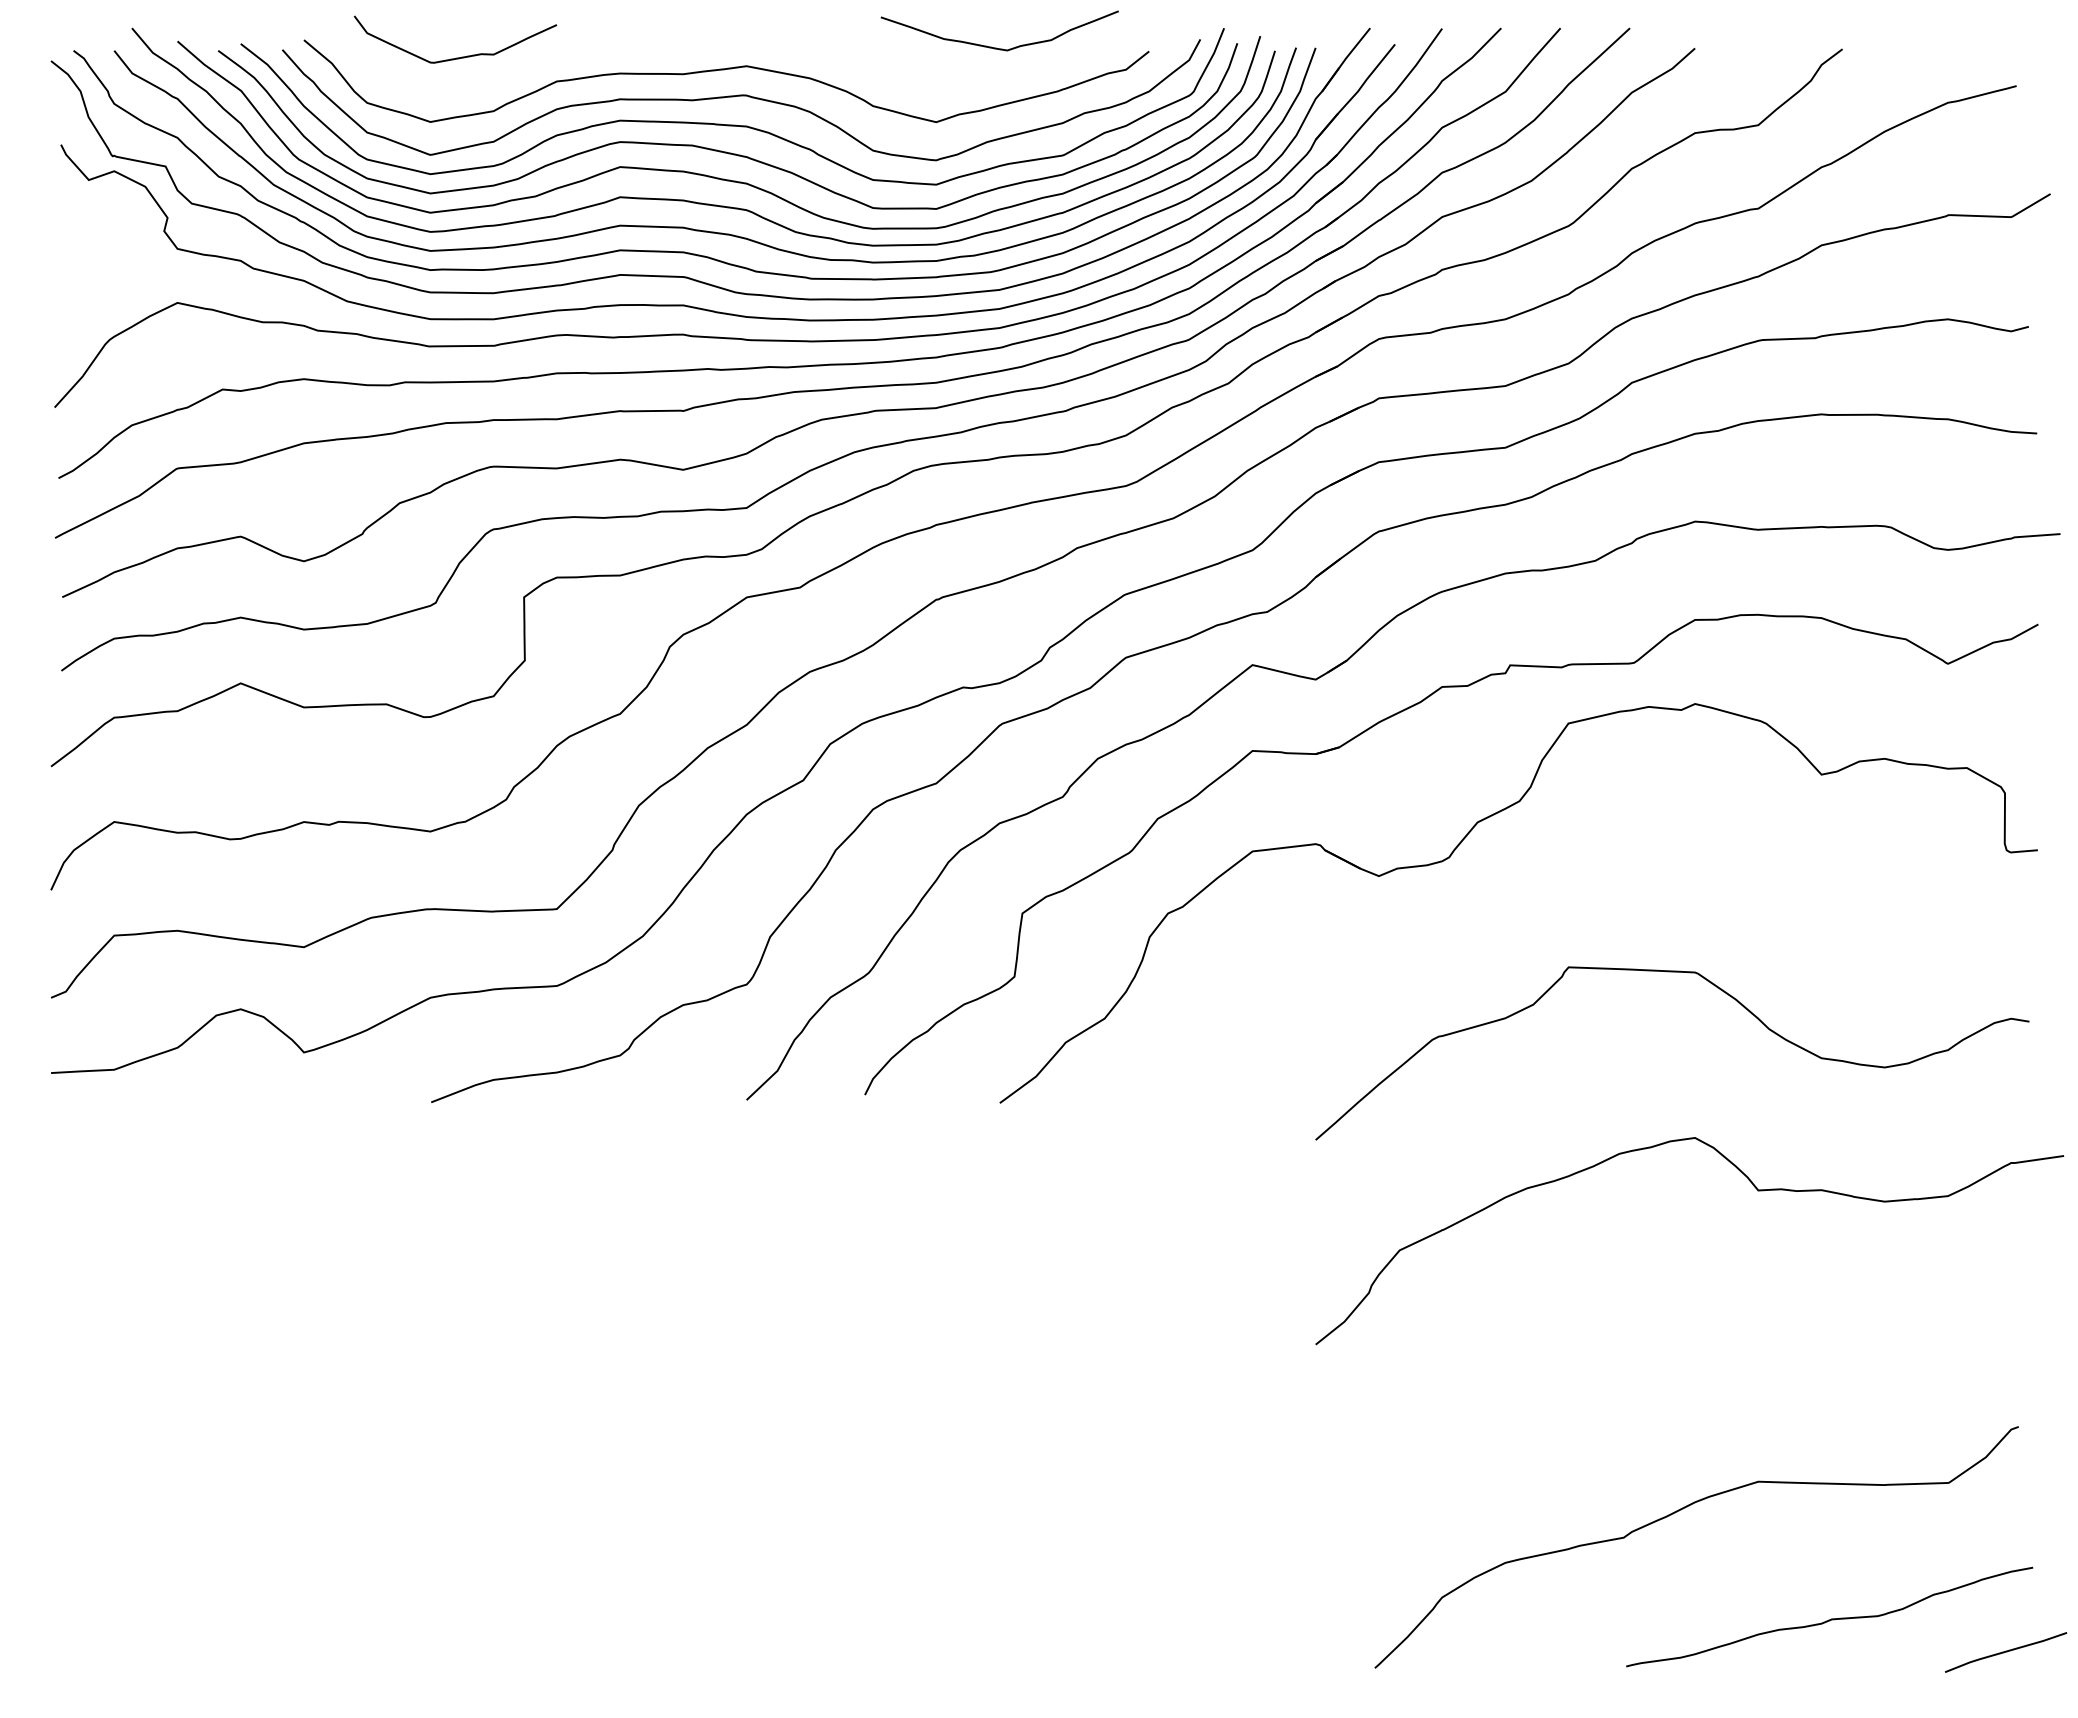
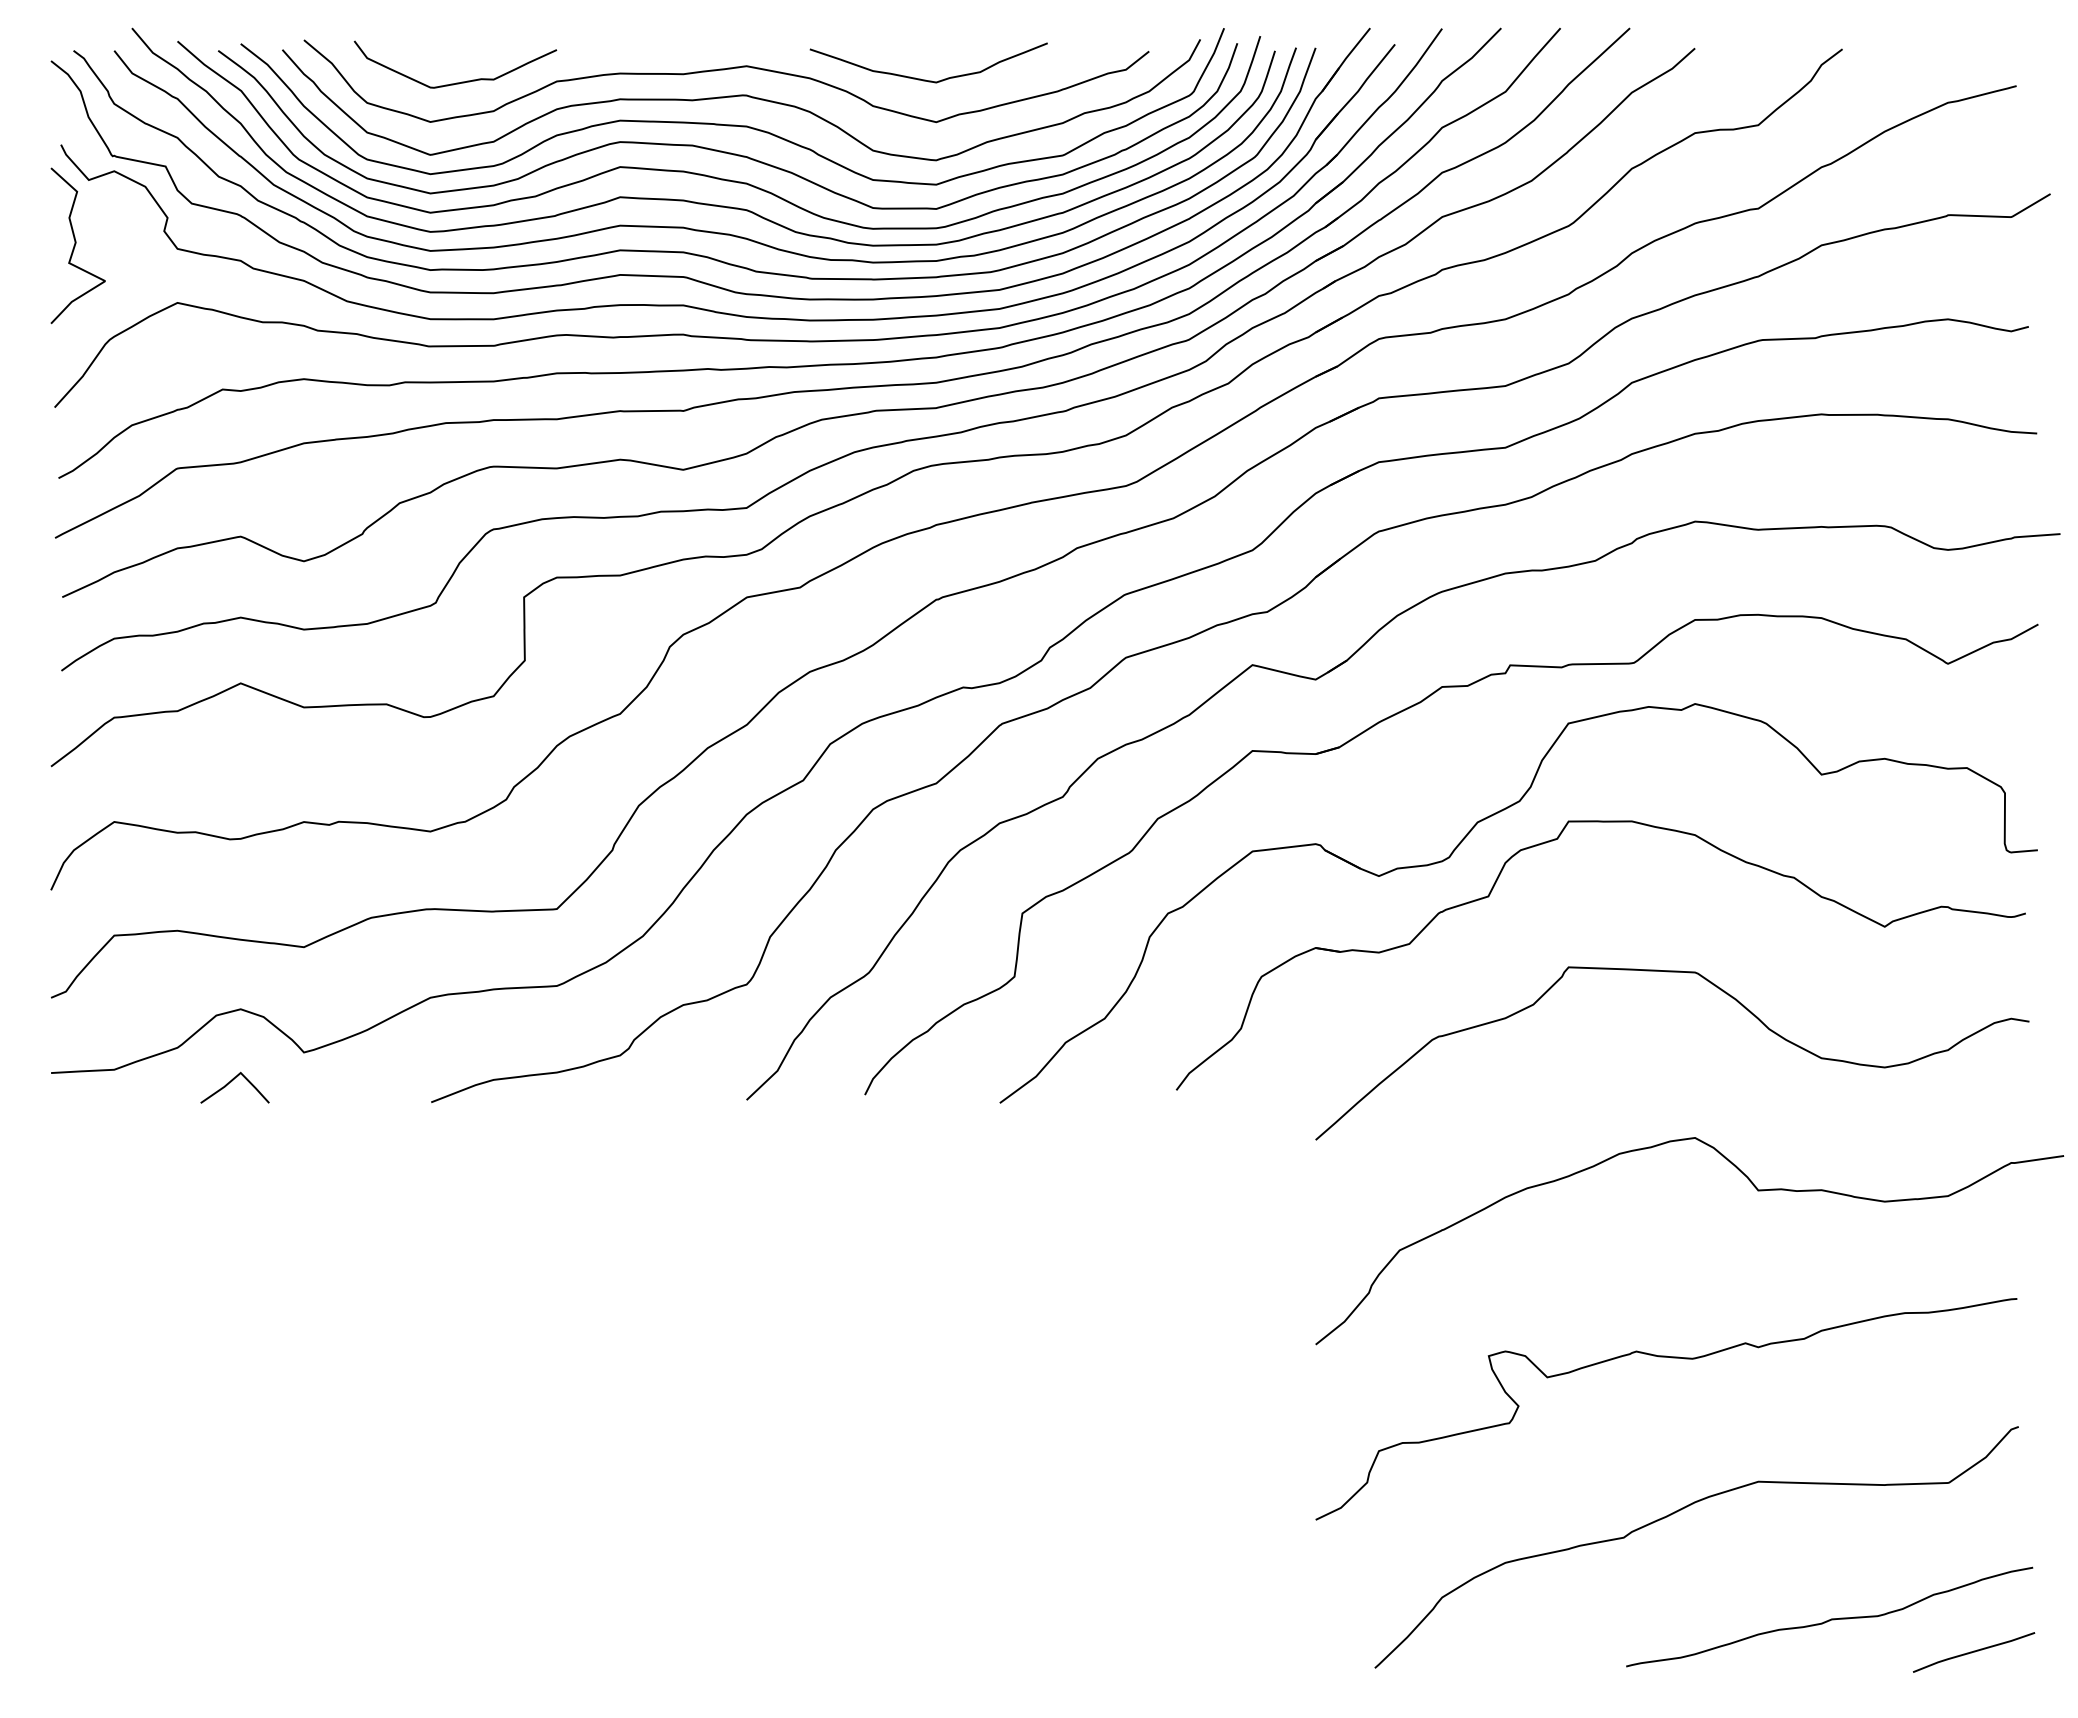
curve position: (996, 47) -> (925, 79) (925, 79)
curve position: (461, 56) -> (461, 81) (461, 81)
curve: none -> present (76, 244)
part: none -> present (1555, 840)
line: none -> present (231, 1082)
curve: none -> present (1671, 1358)
curve position: (2006, 1652) -> (1974, 1652) (1974, 1652)
